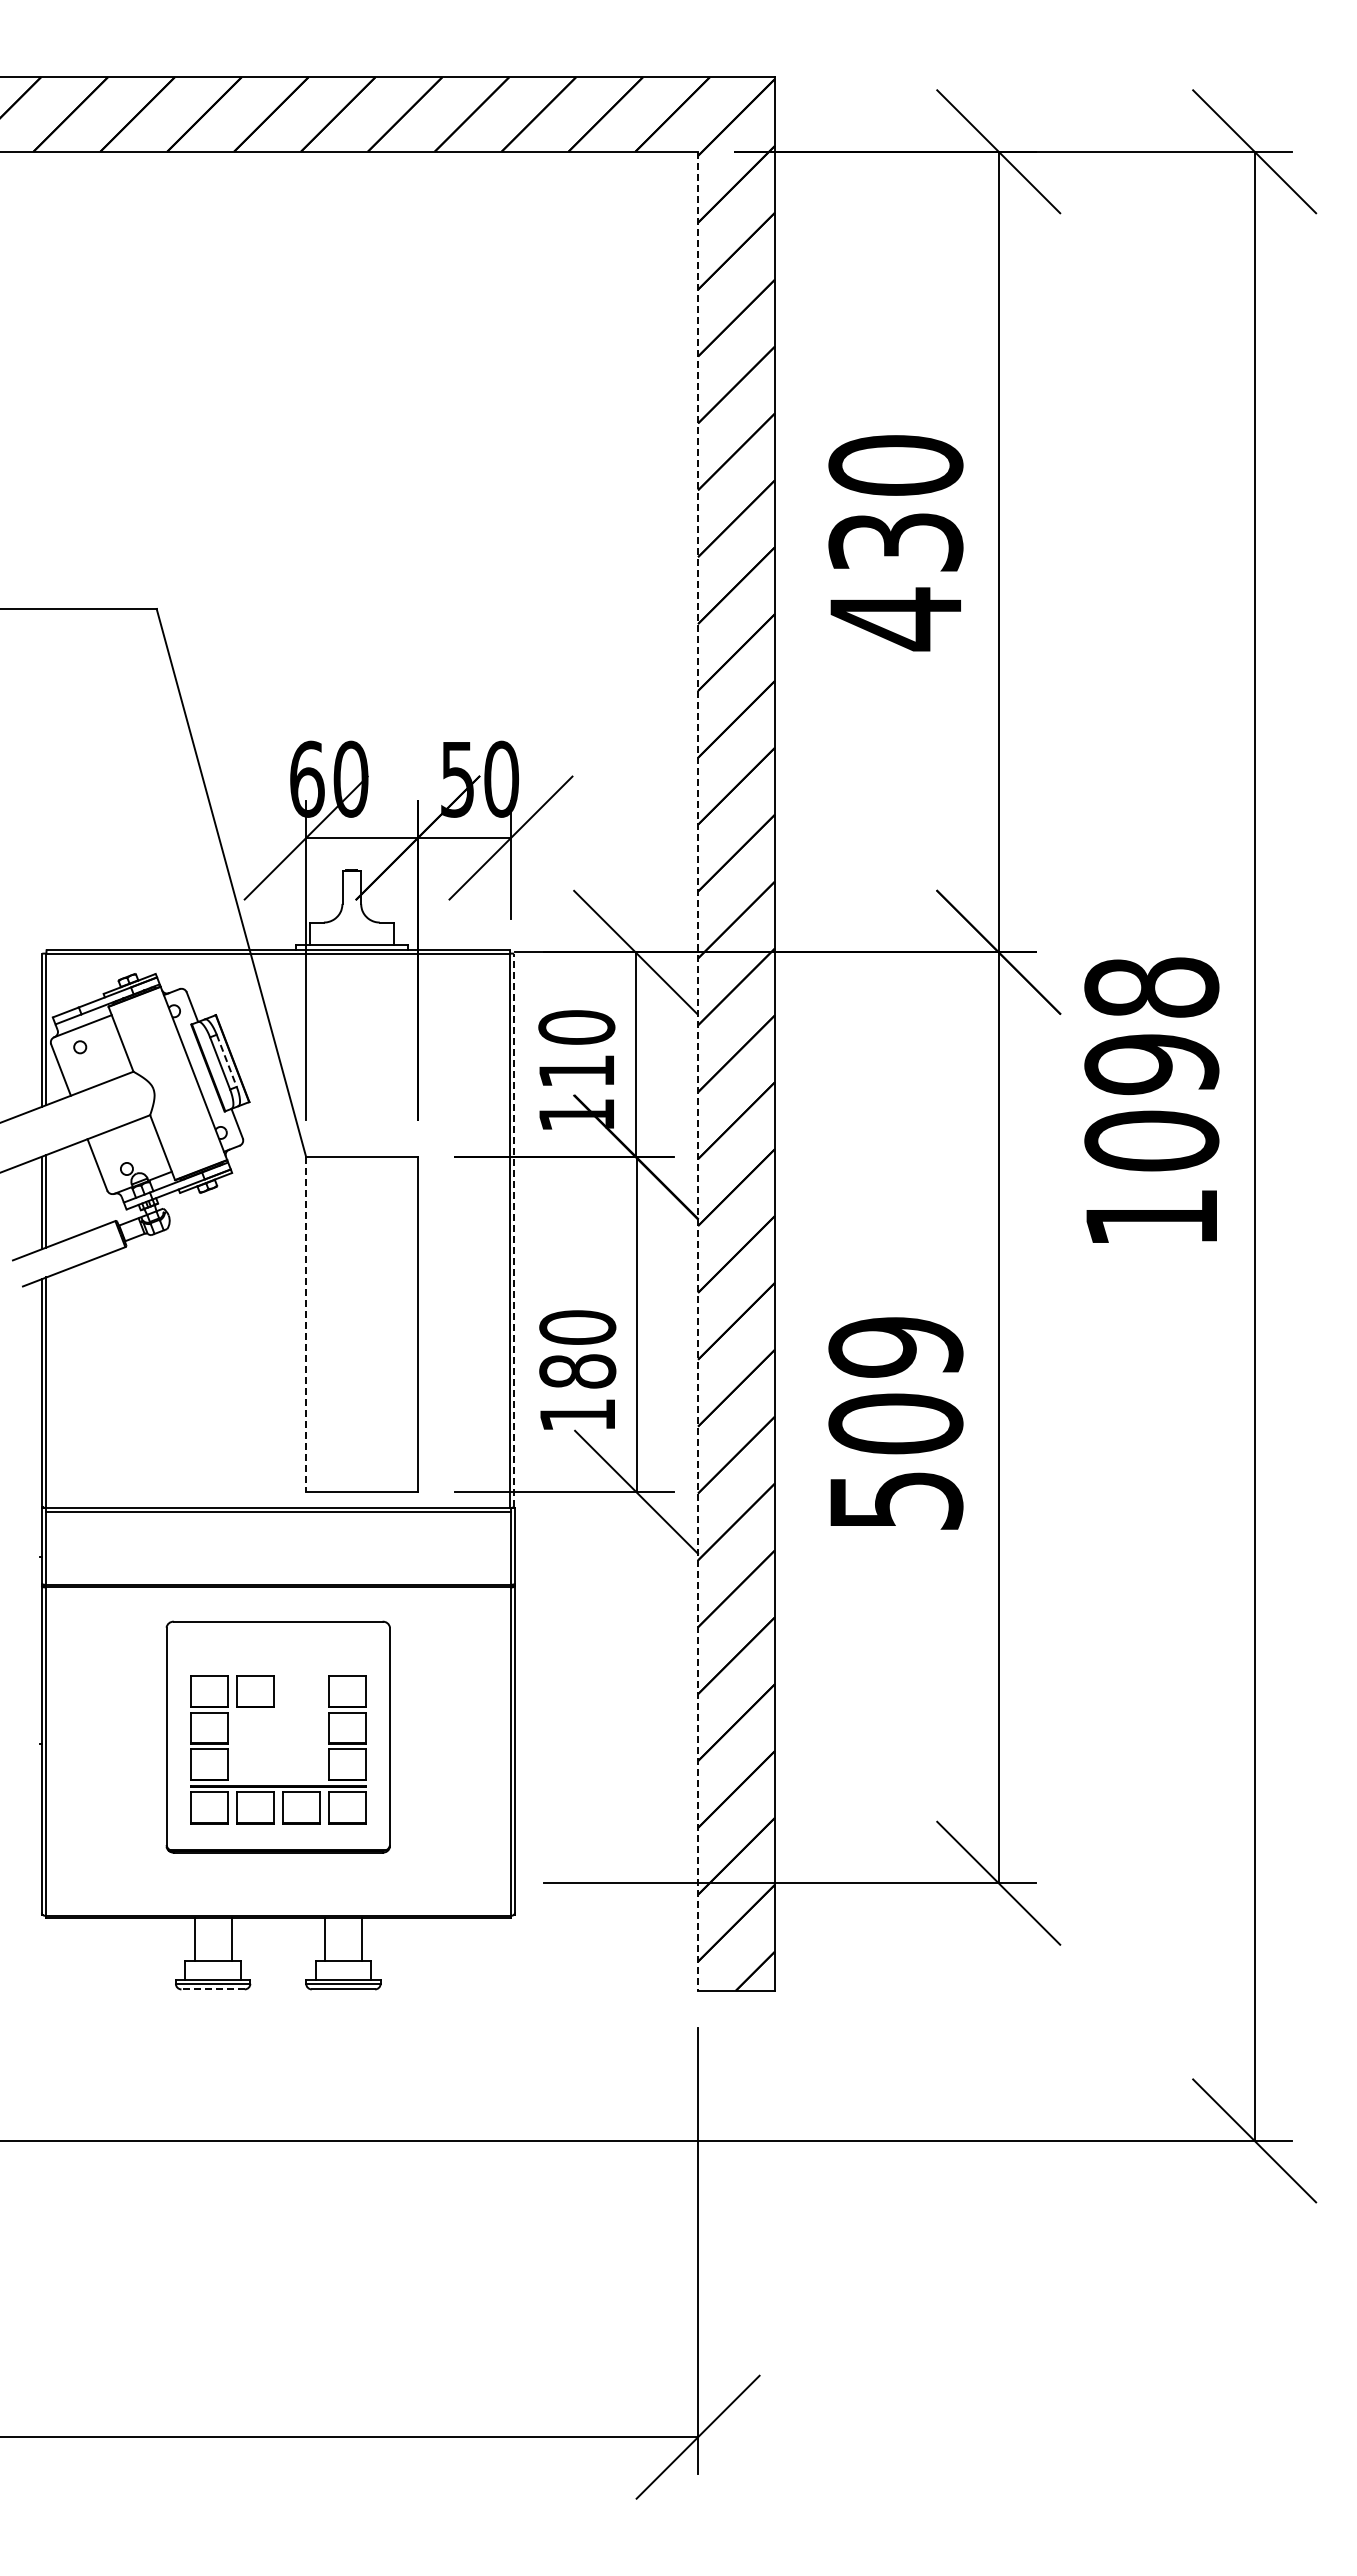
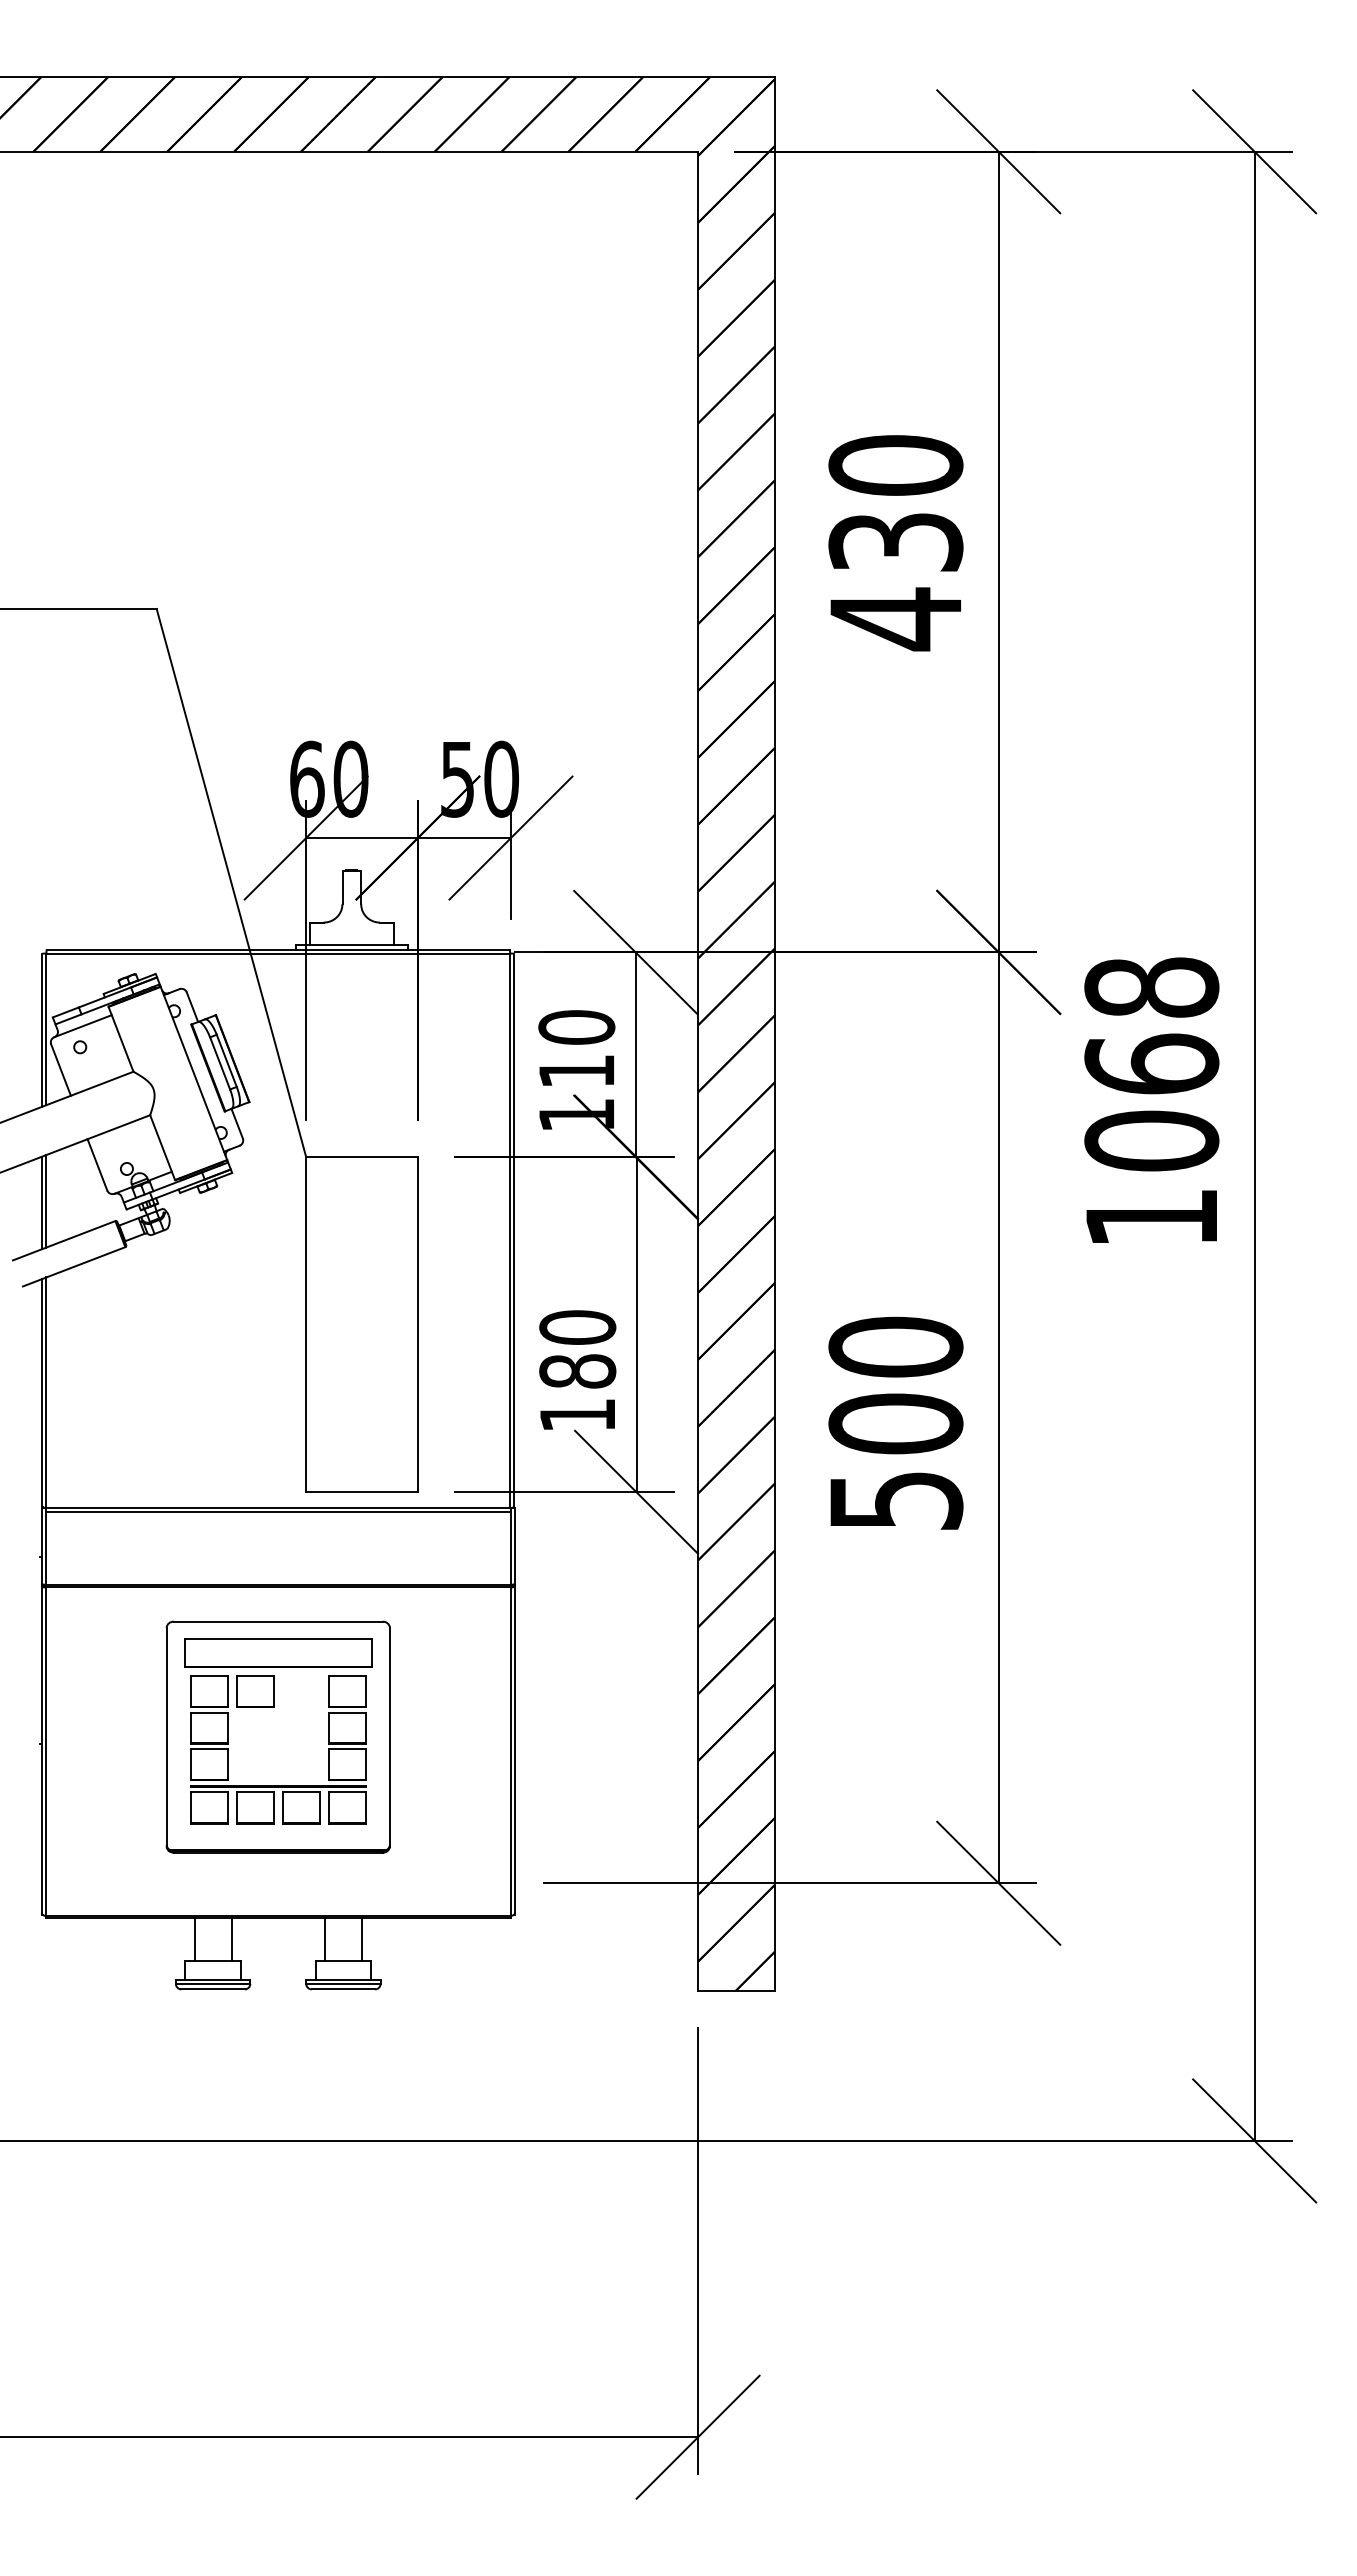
line: dashed -> solid (226, 1060)
text: 1098 -> 1068 (1151, 1064)
line: dashed -> solid (698, 1071)
line: dashed -> solid (514, 1230)
line: dashed -> solid (306, 1324)
text: 509 -> 500 (895, 1346)
part: none -> present (278, 1652)
line: dashed -> solid (213, 1989)
